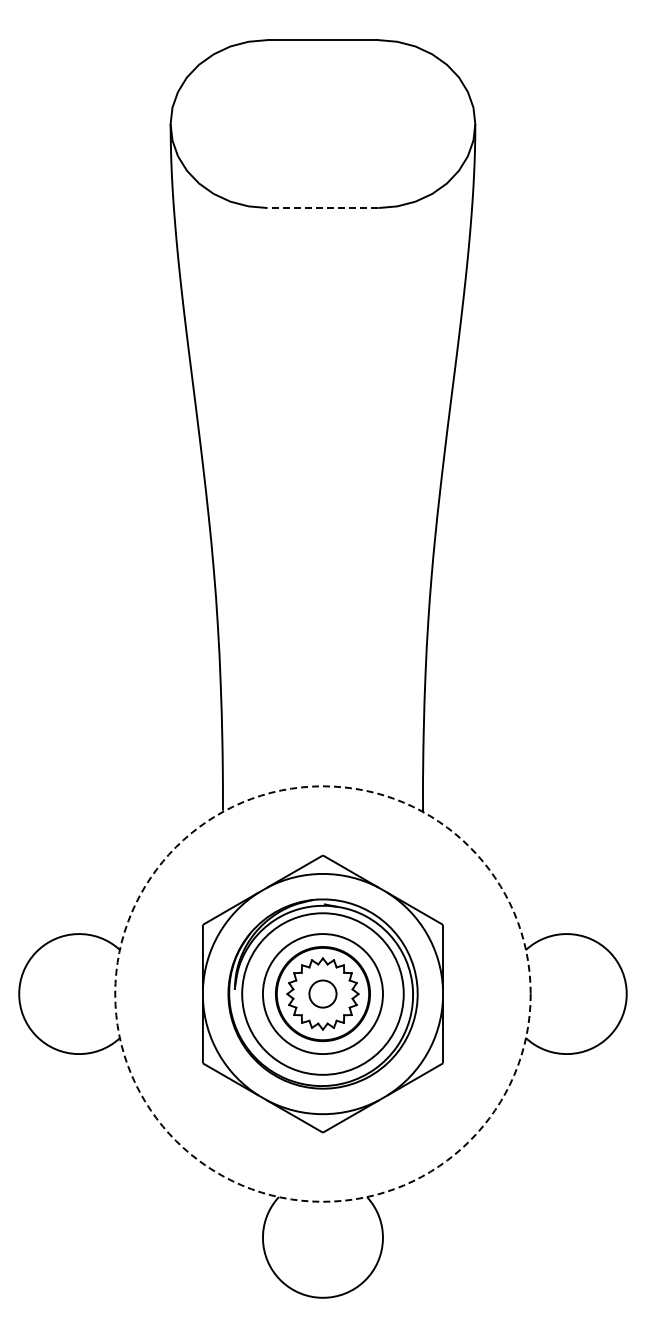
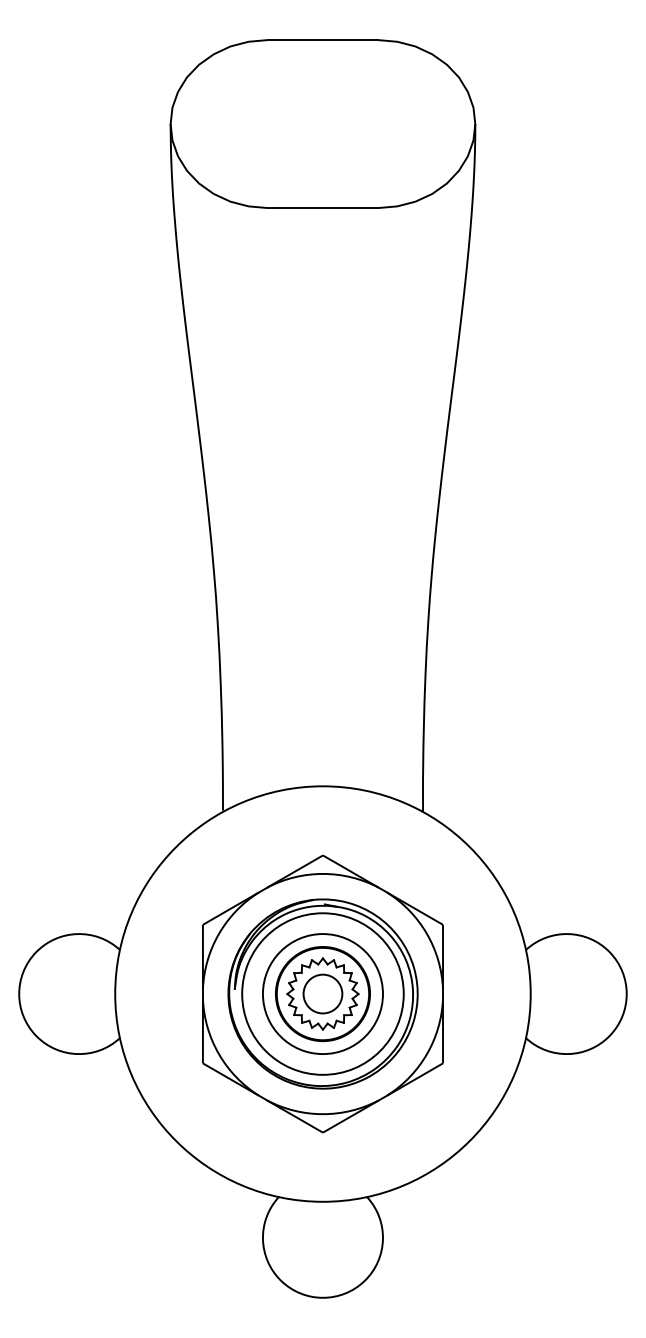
line: dashed -> solid (322, 208)
circle diameter: 27 px -> 39 px (322, 993)
circle: dashed -> solid (322, 993)
